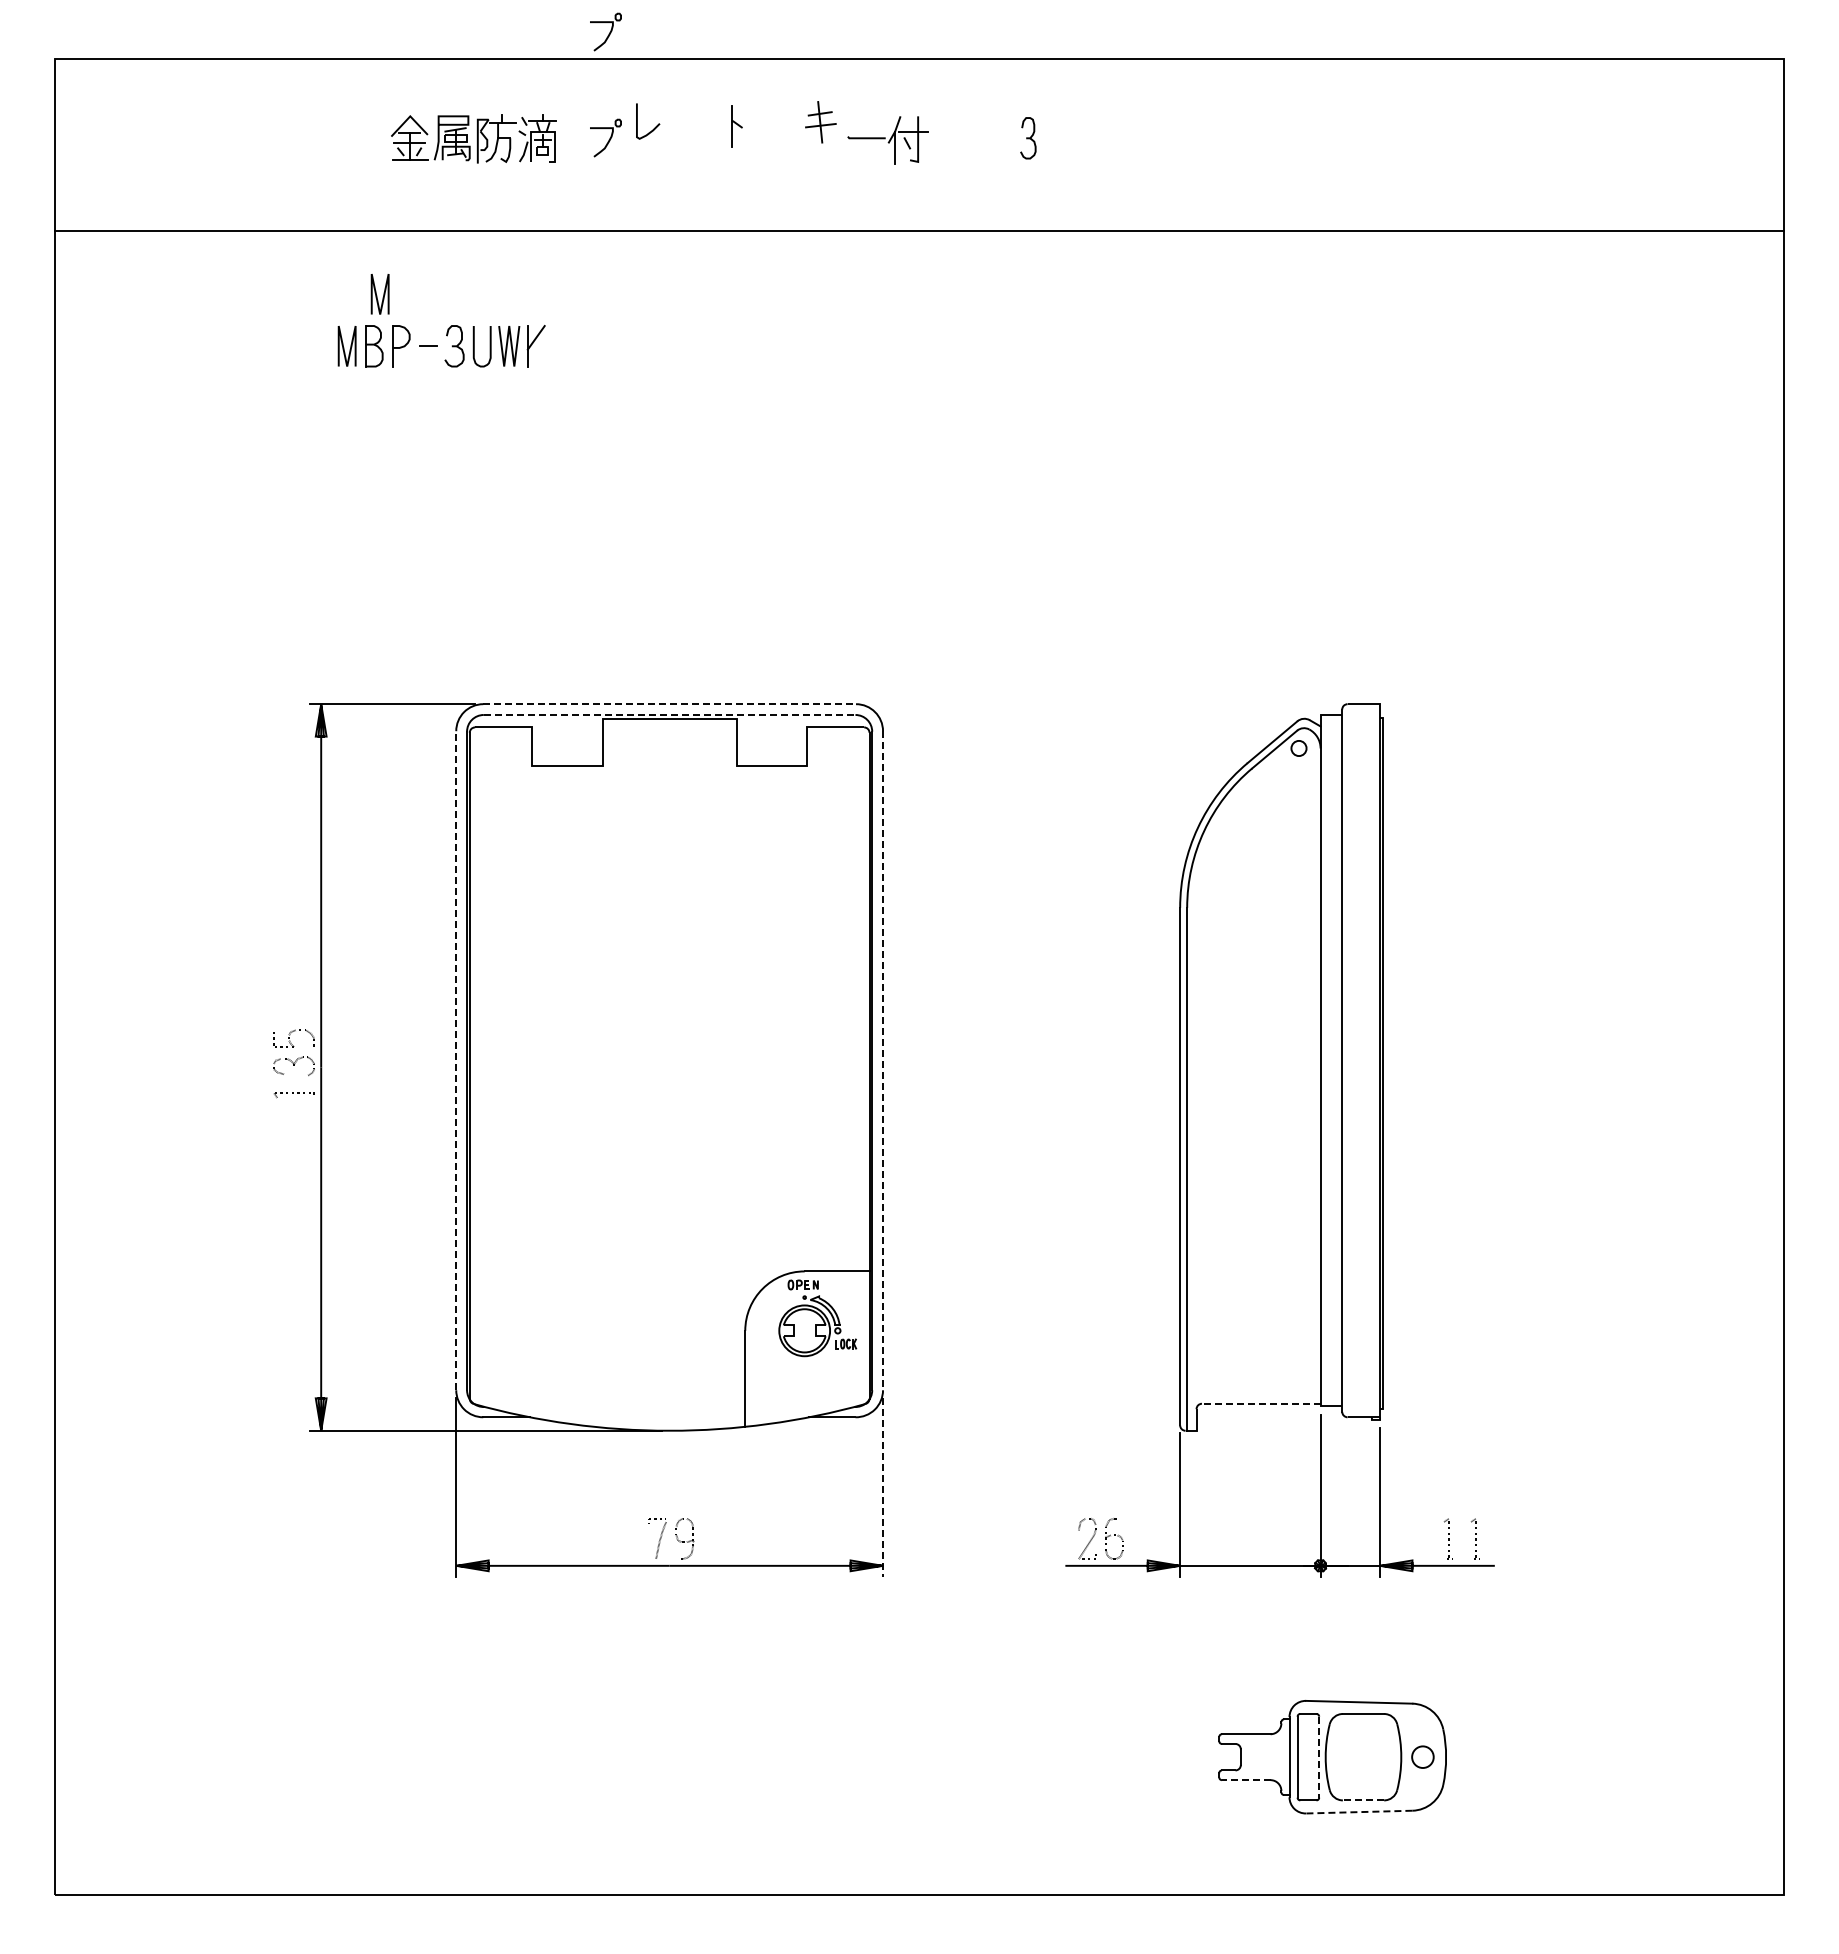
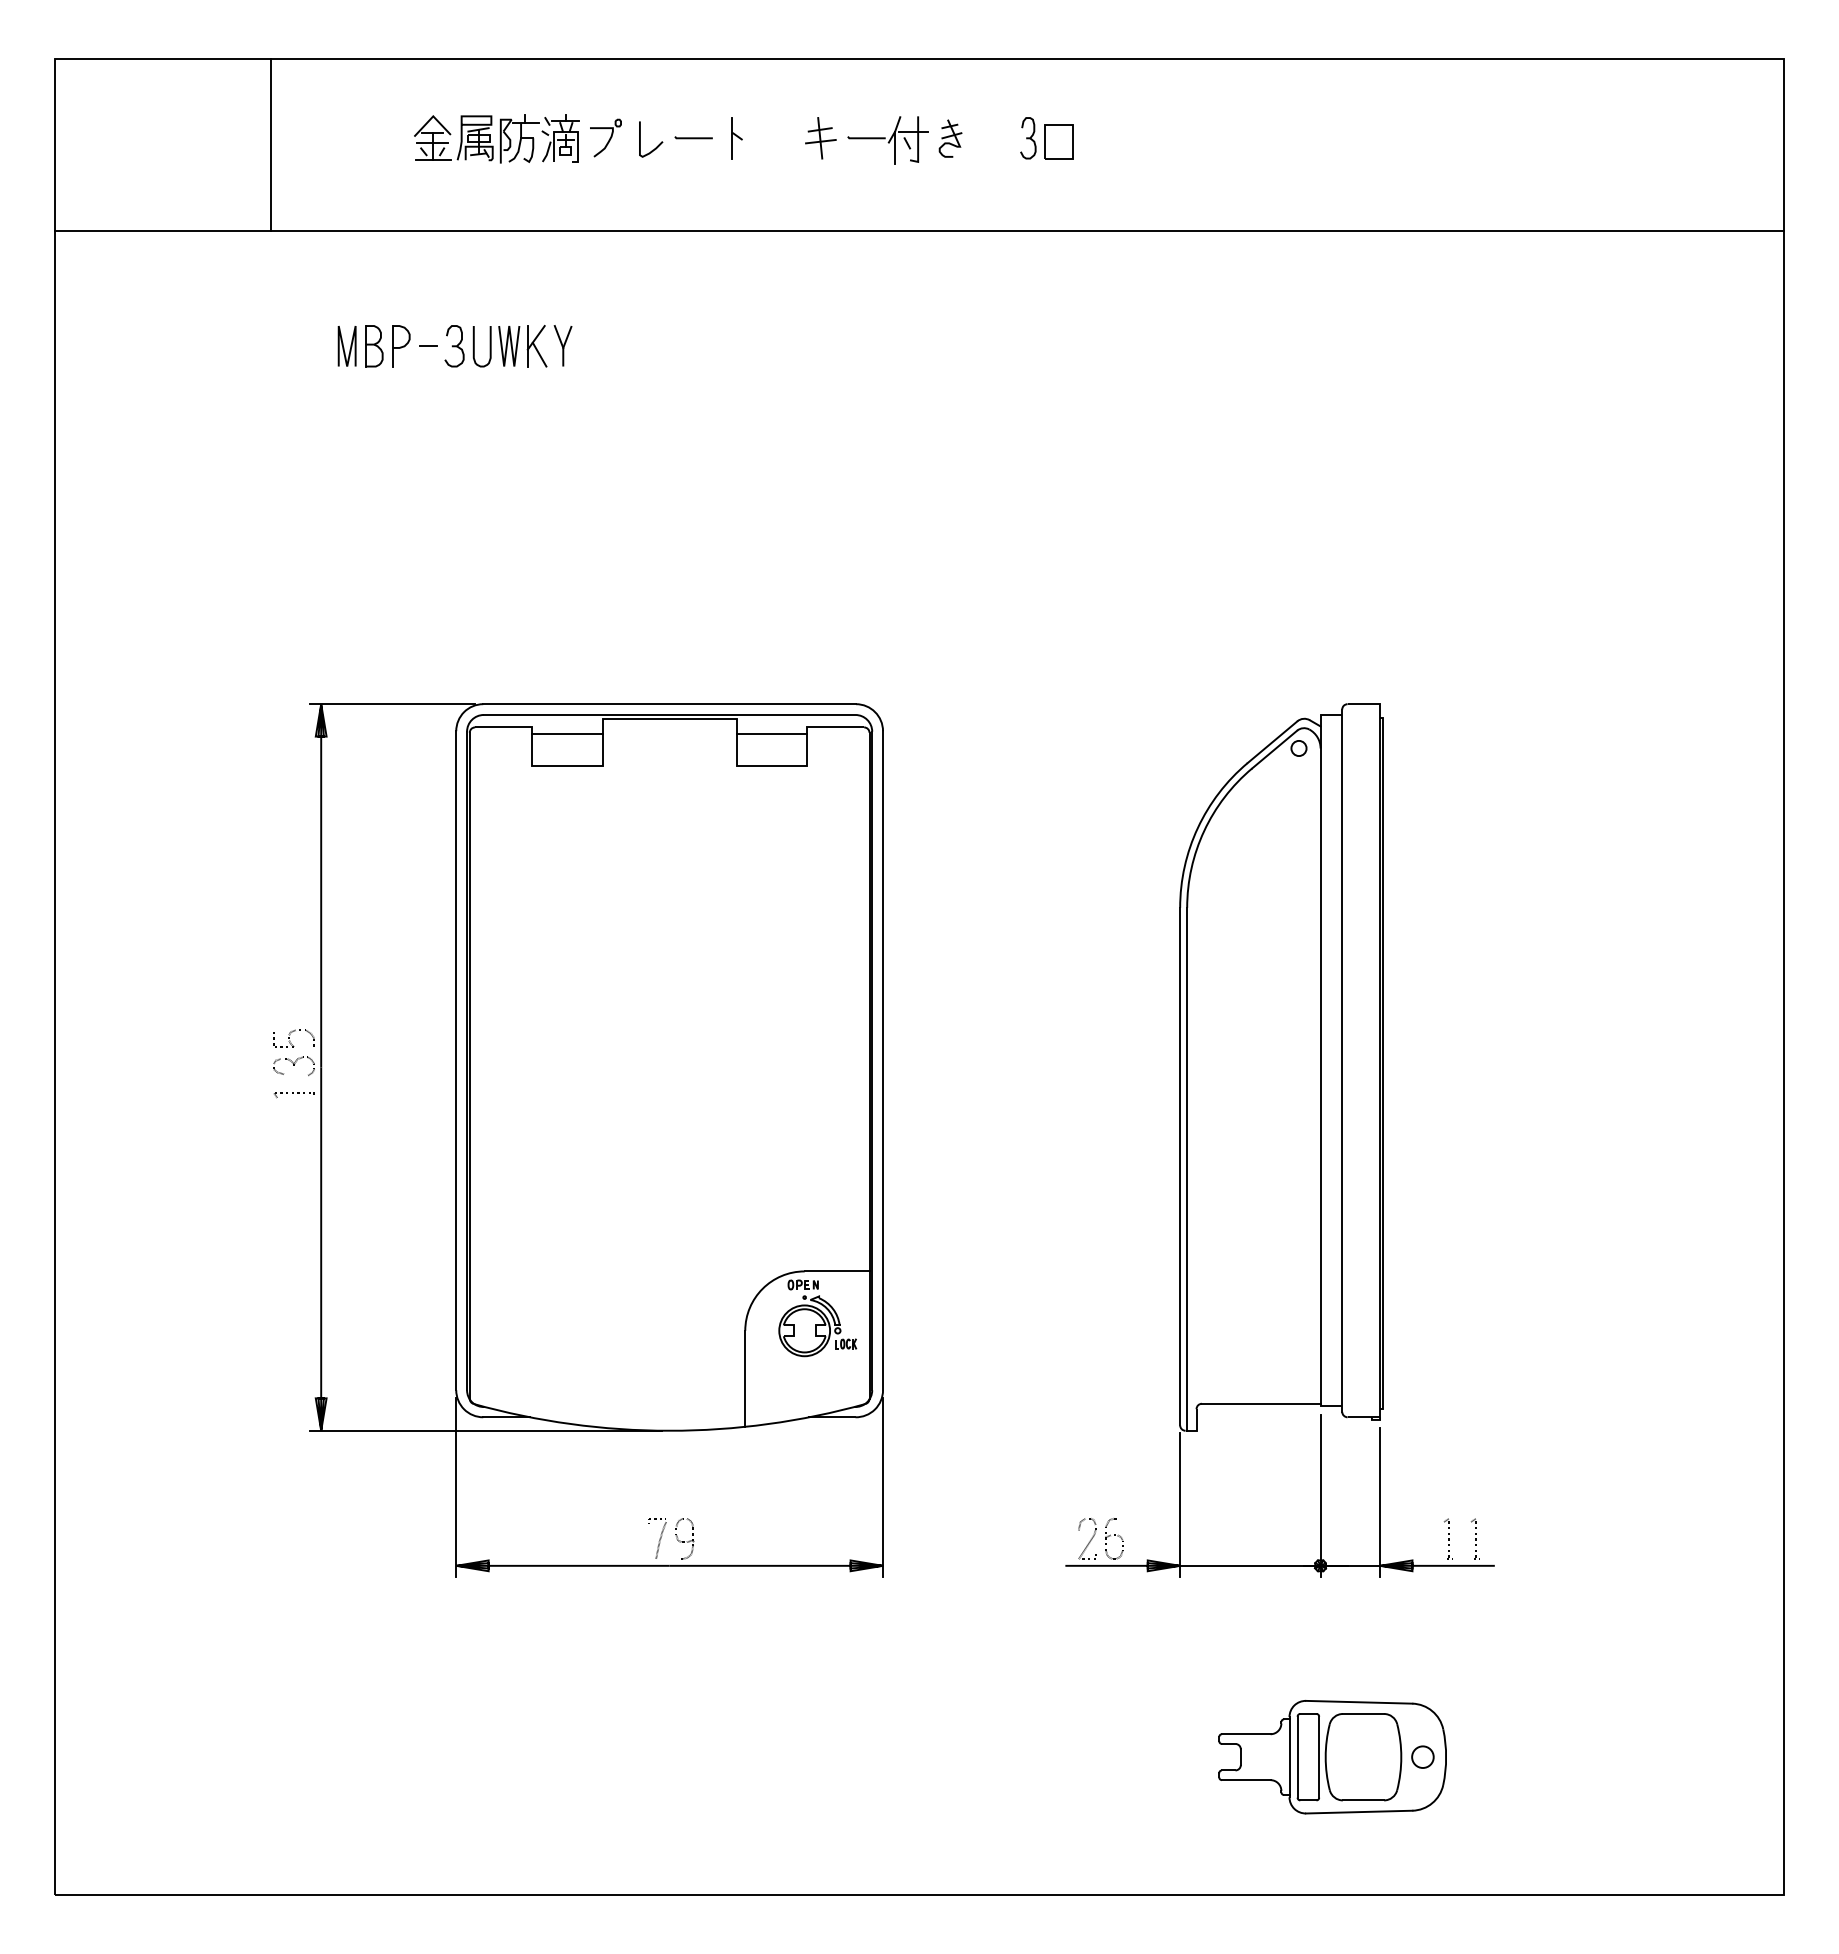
part: present -> none (605, 31)
part position: (820, 122) -> (820, 138) (820, 138)
part position: (736, 126) -> (736, 138) (736, 138)
curve position: (654, 127) -> (657, 145) (657, 145)
line: none -> present (693, 137)
part position: (473, 138) -> (496, 138) (496, 138)
part: none -> present (950, 138)
part: none -> present (1058, 141)
line: none -> present (271, 144)
line: present -> none (377, 295)
part: none -> present (562, 345)
line: none -> present (539, 354)
line: dashed -> solid (670, 704)
line: dashed -> solid (669, 714)
line: none -> present (566, 733)
line: none -> present (771, 733)
line: dashed -> solid (456, 1060)
line: dashed -> solid (883, 1060)
line: dashed -> solid (1260, 1403)
line: dashed -> solid (883, 1488)
line: dashed -> solid (1319, 1757)
line: dashed -> solid (1245, 1780)
line: dashed -> solid (1363, 1800)
line: dashed -> solid (1358, 1812)
